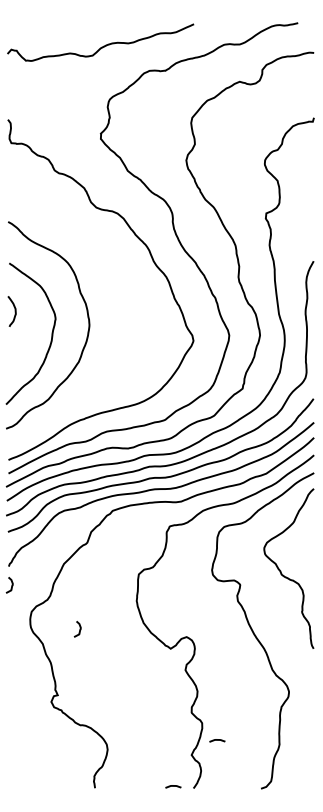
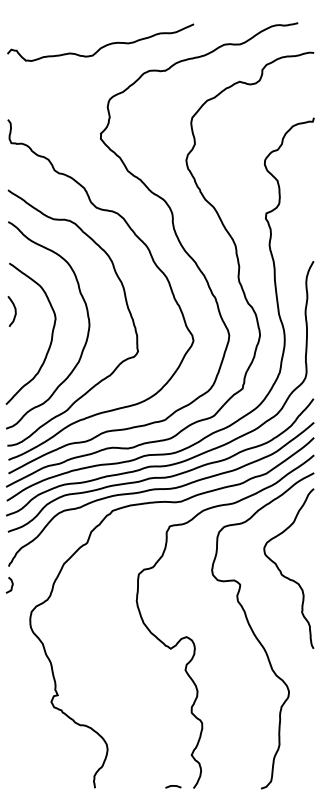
curve: none -> present (125, 302)
curve: present -> none (79, 629)
curve: present -> none (217, 740)
